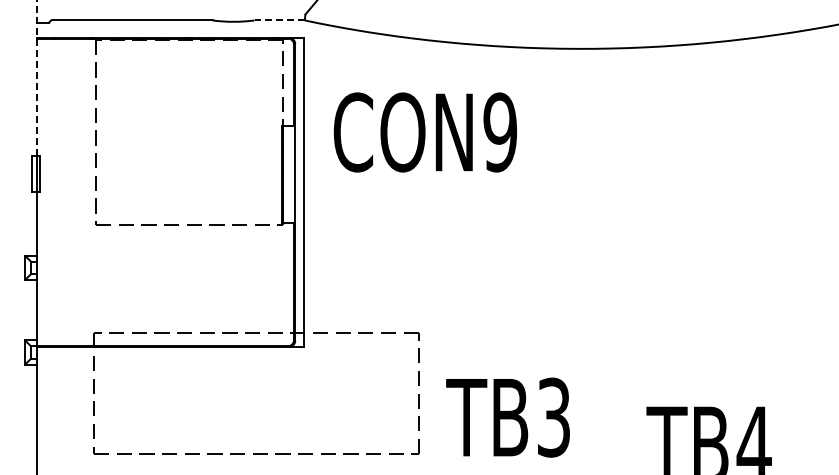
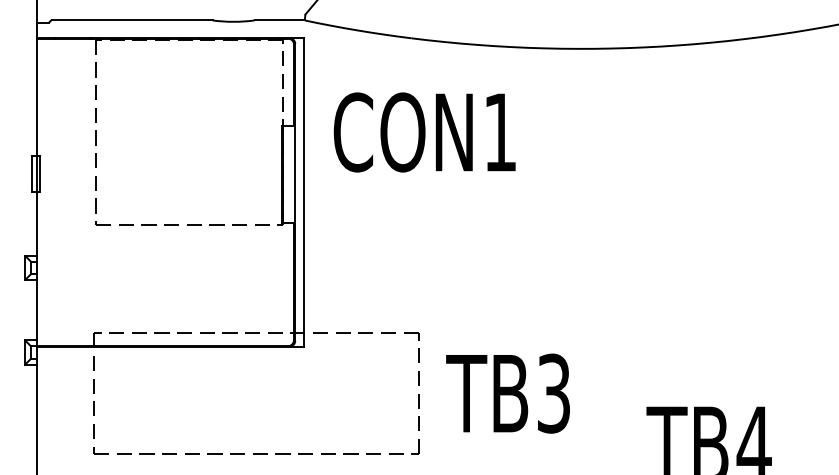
line: dashed -> solid (279, 20)
line: dashed -> solid (37, 78)
text: CON9 -> CON1 (500, 132)
text position: (507, 417) -> (507, 393) (507, 393)
